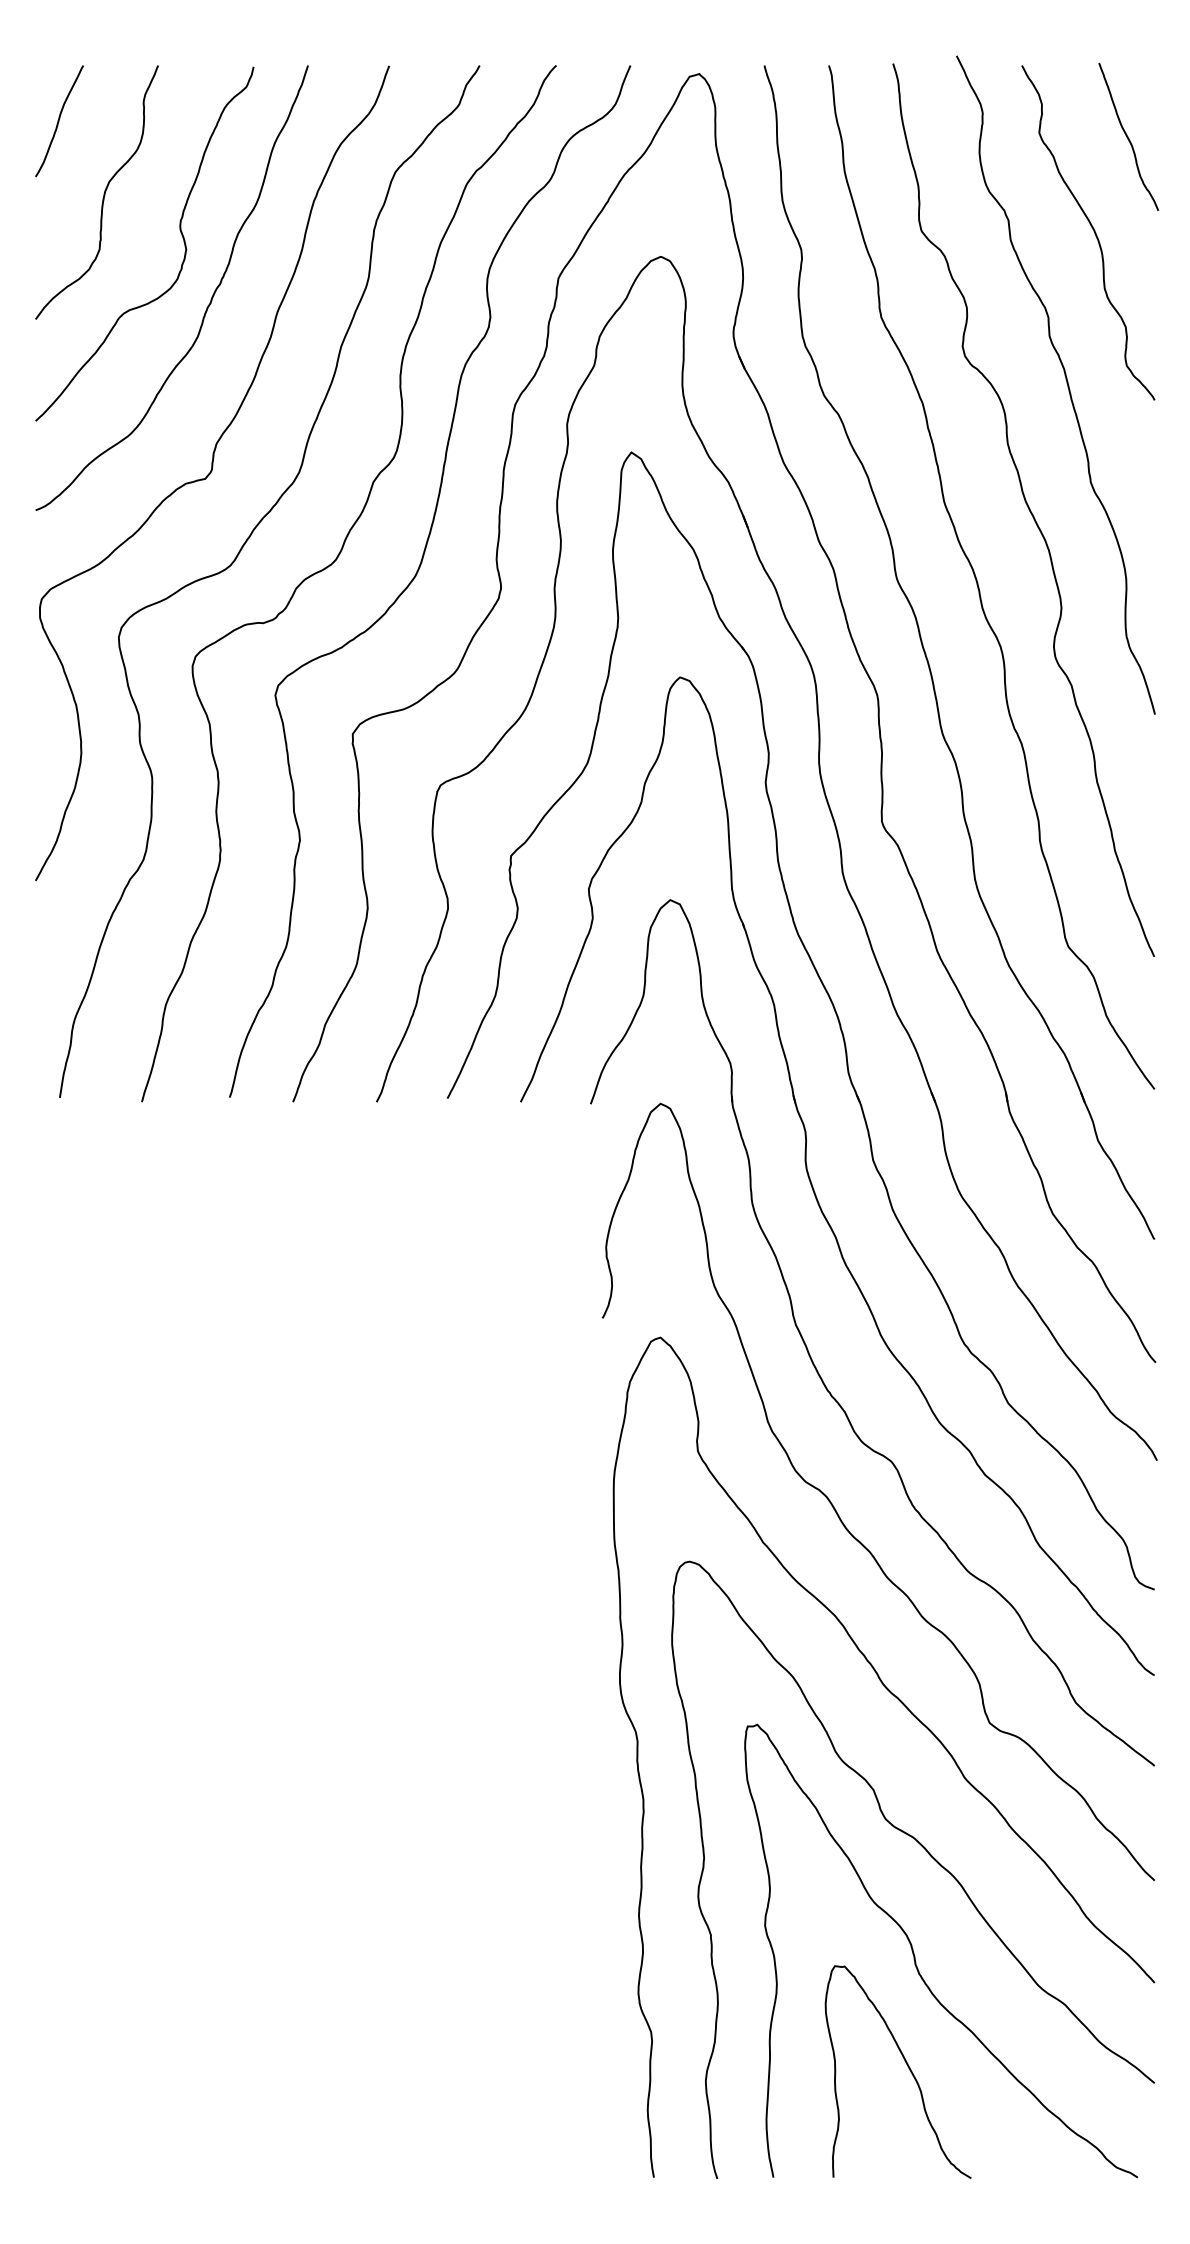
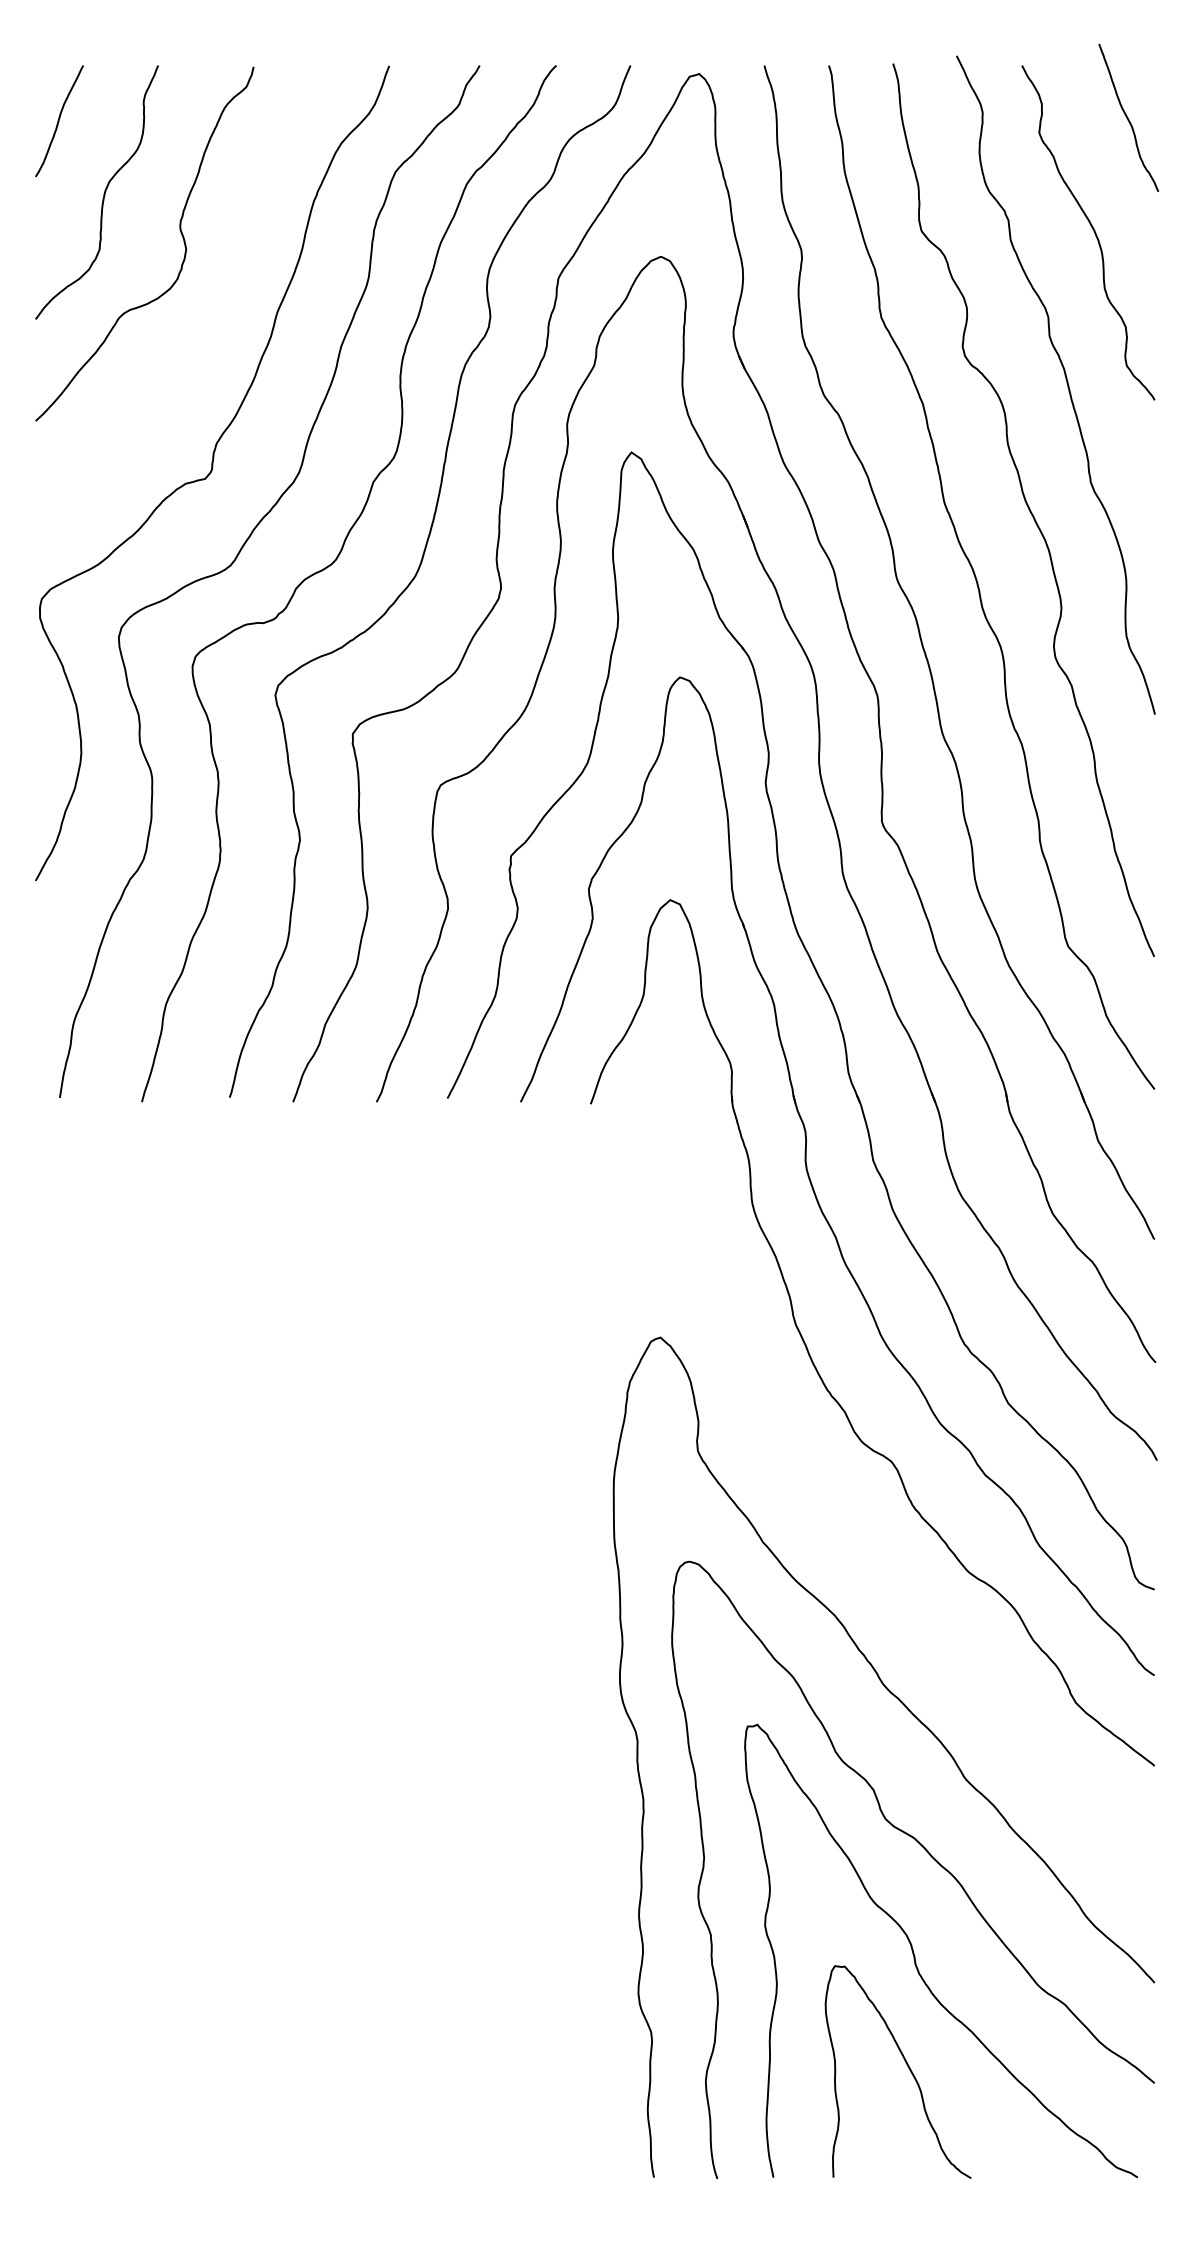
curve position: (1128, 136) -> (1128, 117) (1128, 117)
curve: present -> none (206, 307)
curve: present -> none (838, 1513)
